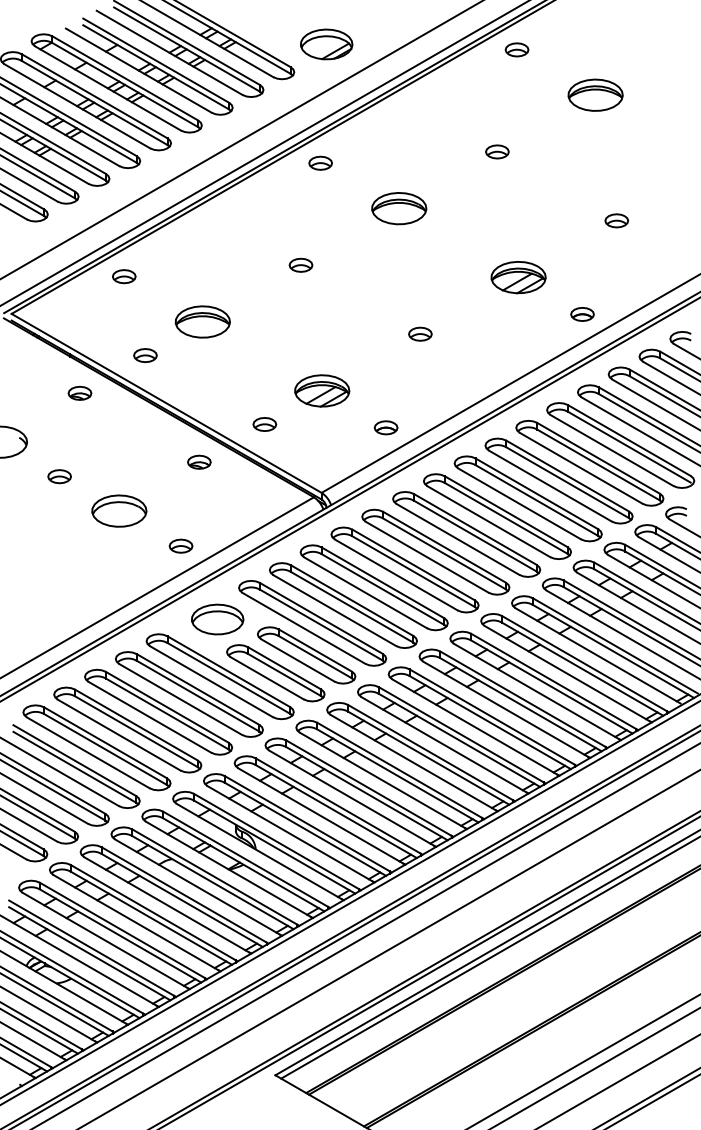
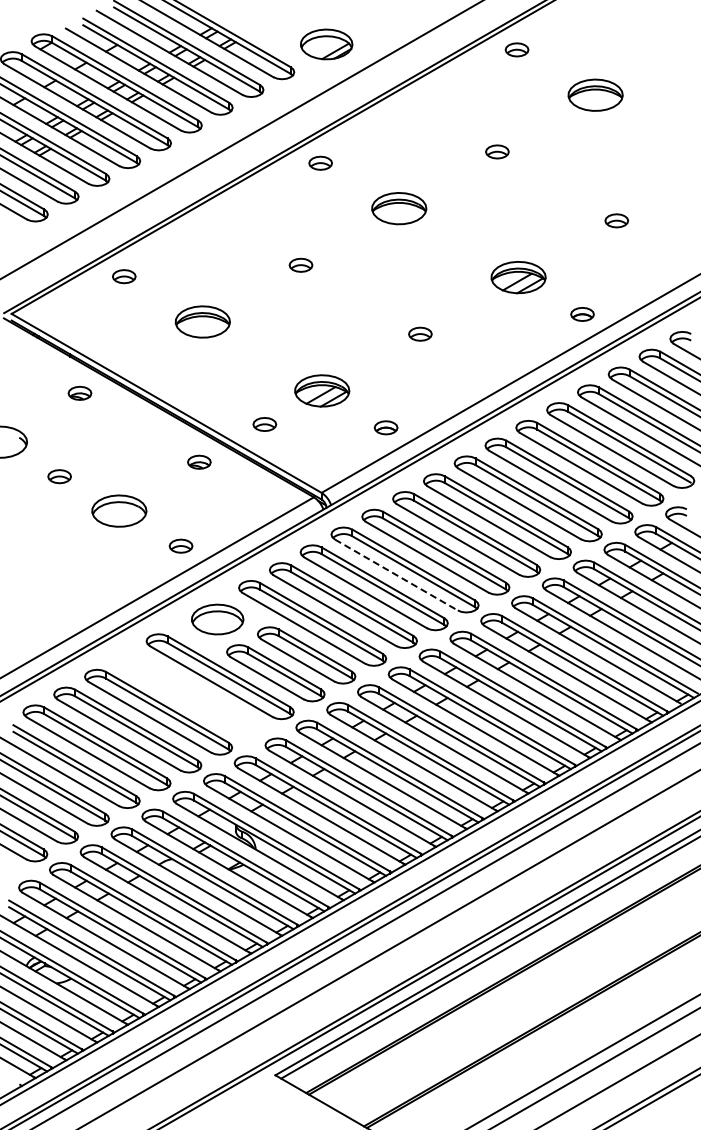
line: present -> none (264, 153)
part: present -> none (145, 355)
line: solid -> dashed (396, 575)
part: present -> none (189, 694)
